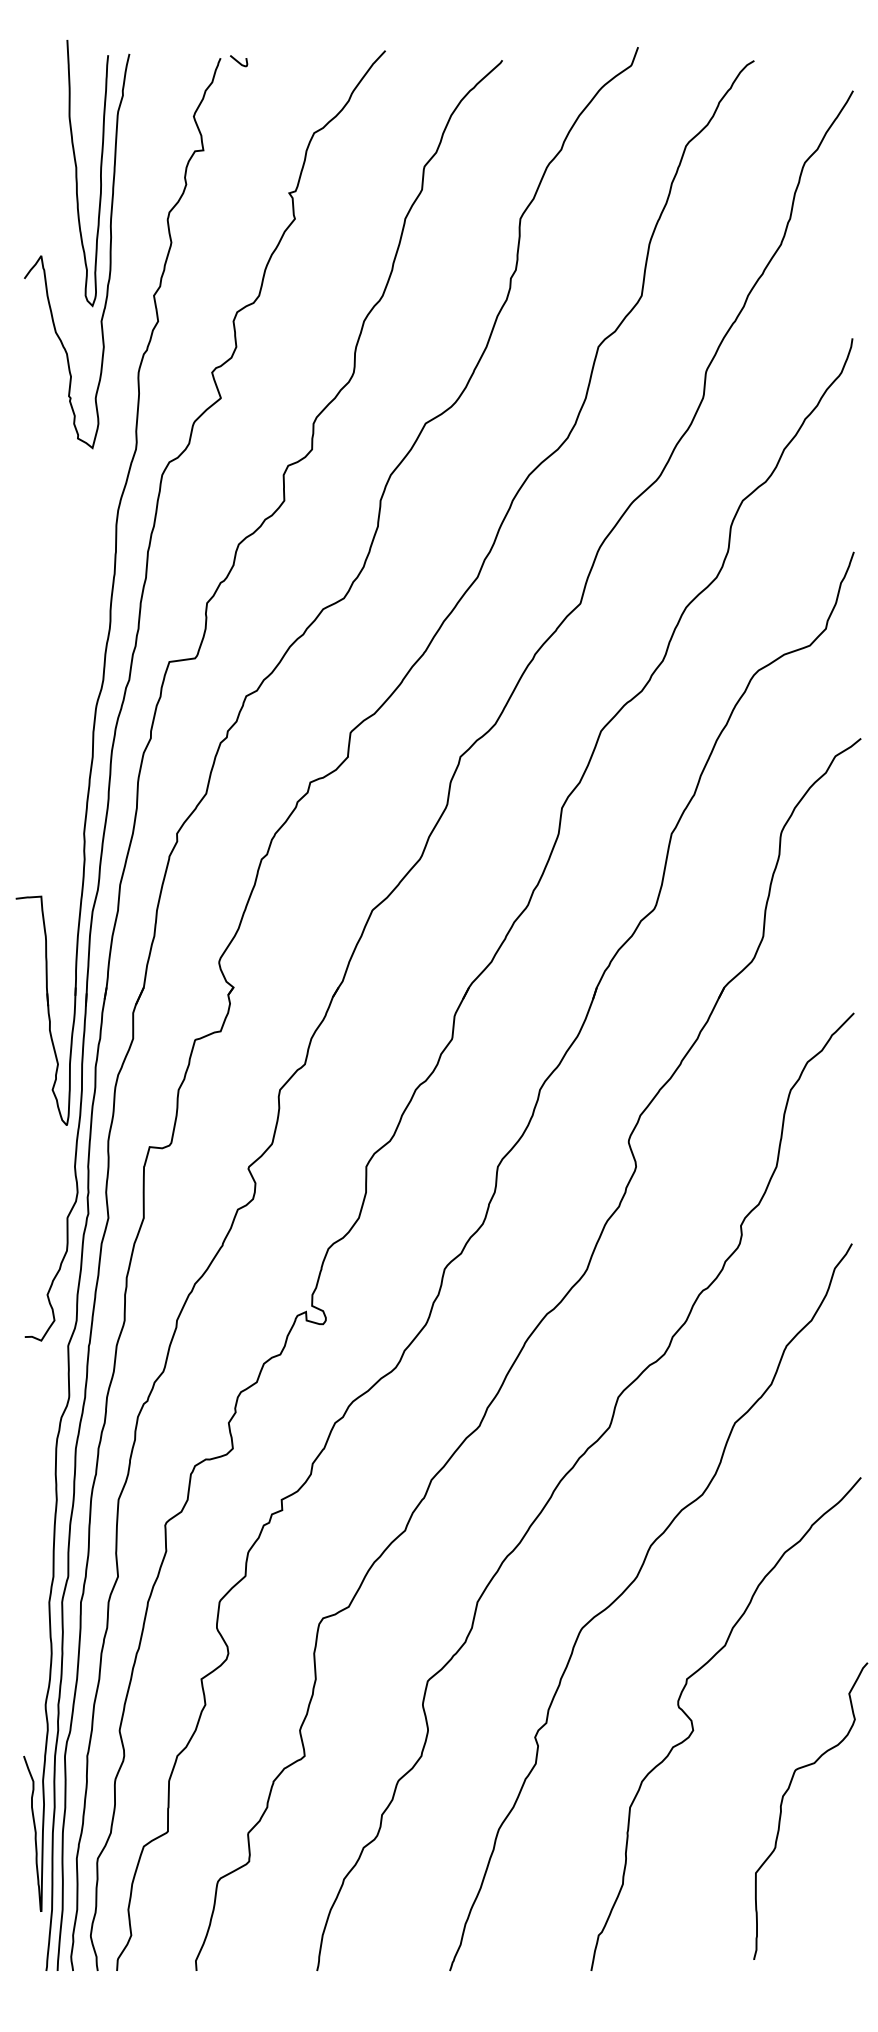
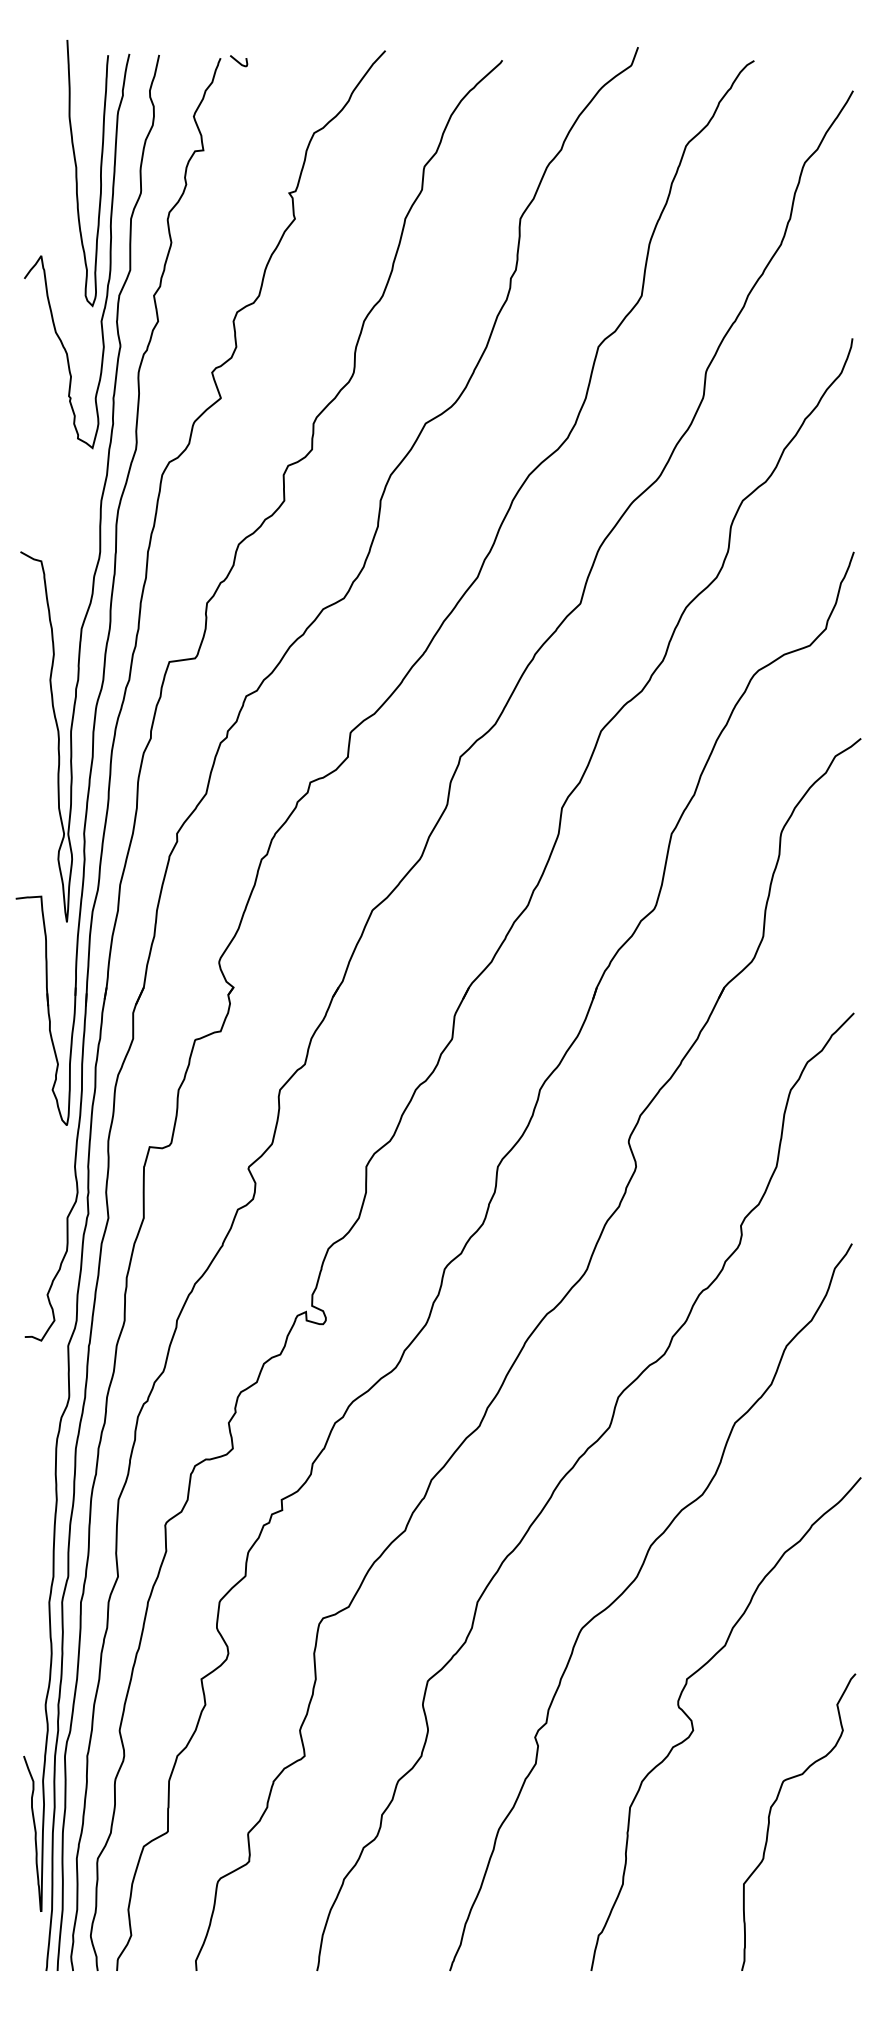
curve: none -> present (102, 489)
curve position: (782, 1804) -> (770, 1815) (770, 1815)
